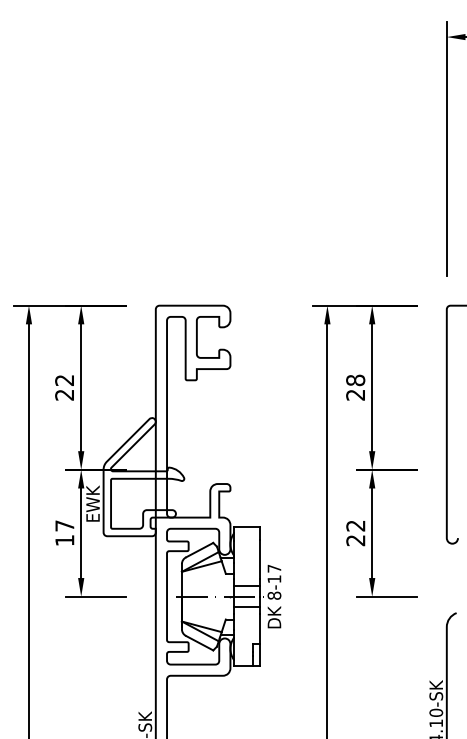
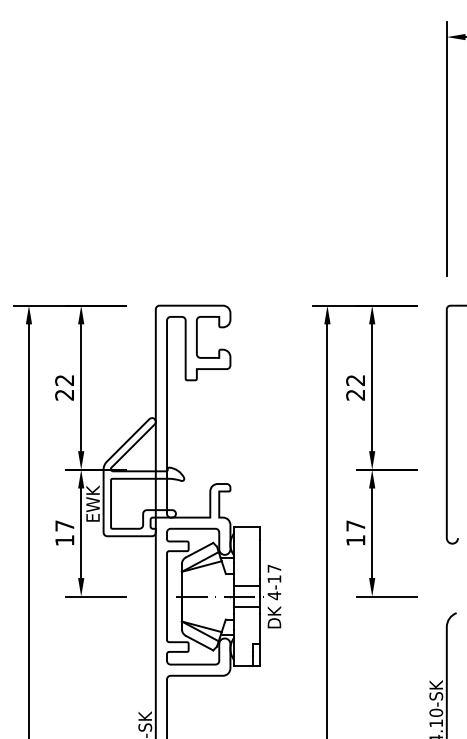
text: 28 -> 22 (355, 380)
text: 22 -> 17 (355, 533)
text: 8-17 -> 4-17 (274, 595)
